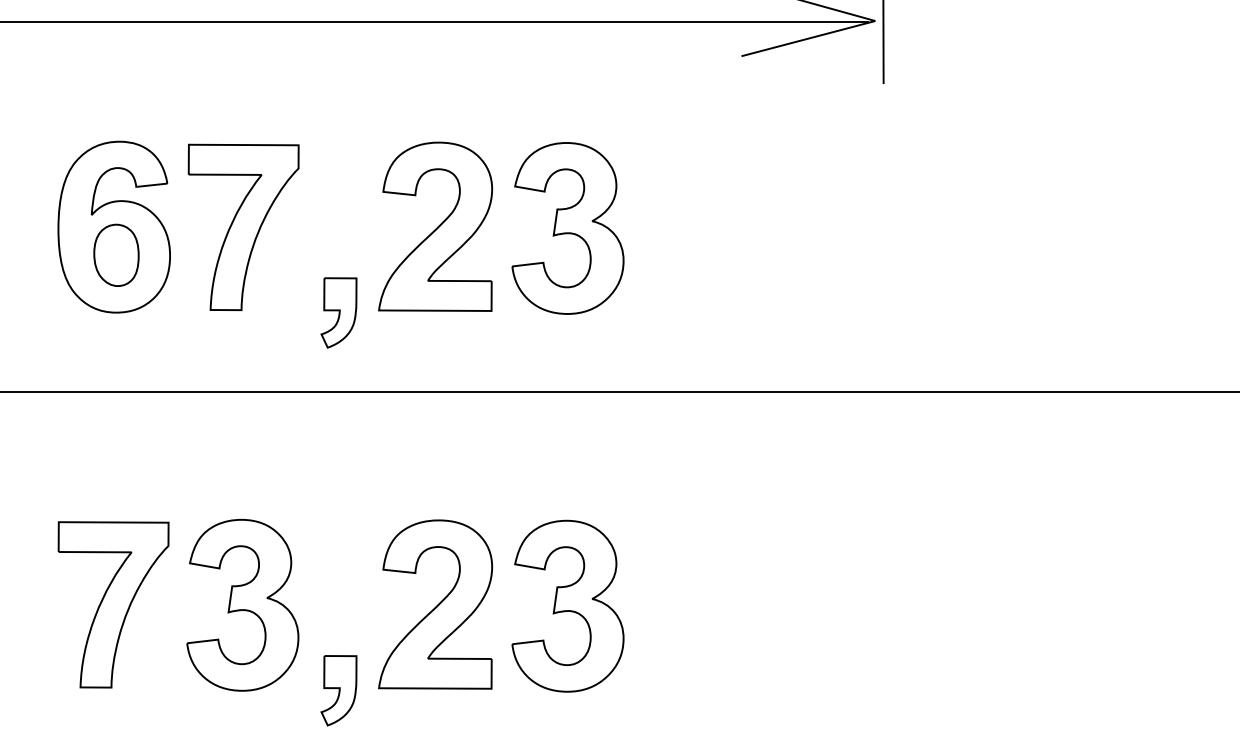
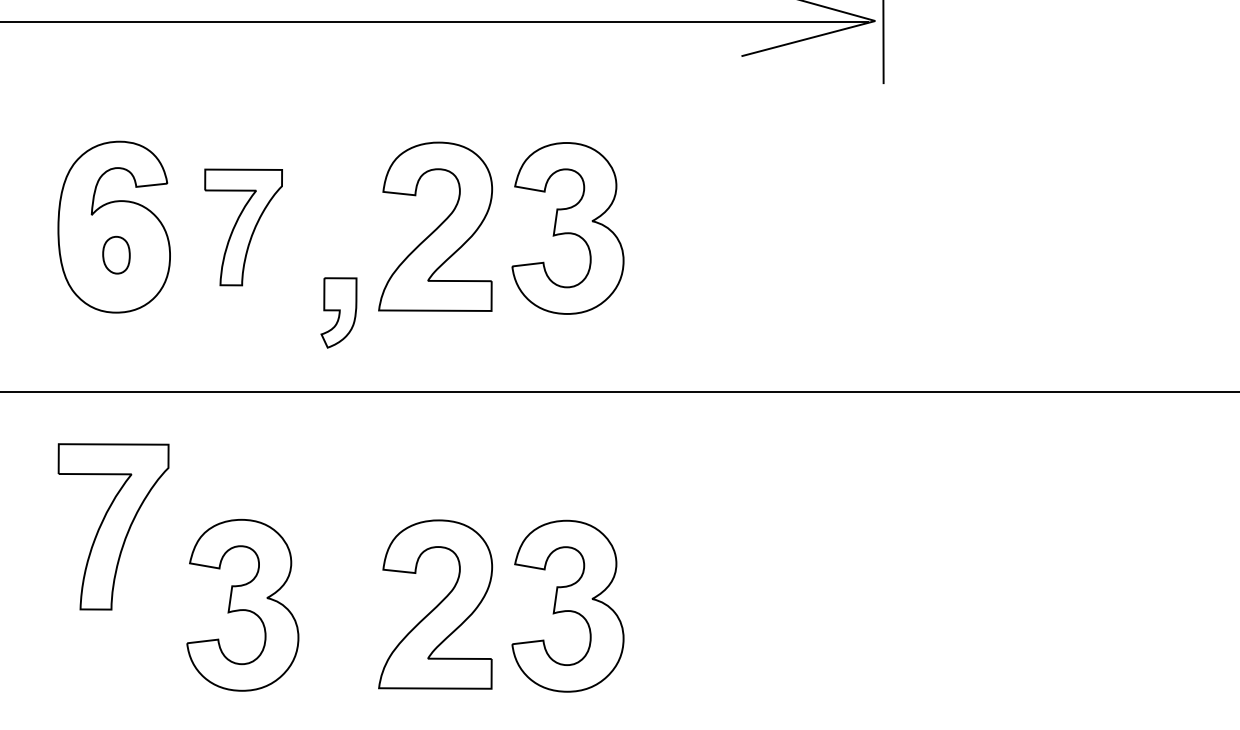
part size: 113x169 px -> 79x119 px (243, 227)
part size: 47x64 px -> 29x40 px (116, 254)
part position: (113, 604) -> (113, 526) (113, 526)
part: present -> none (338, 690)
